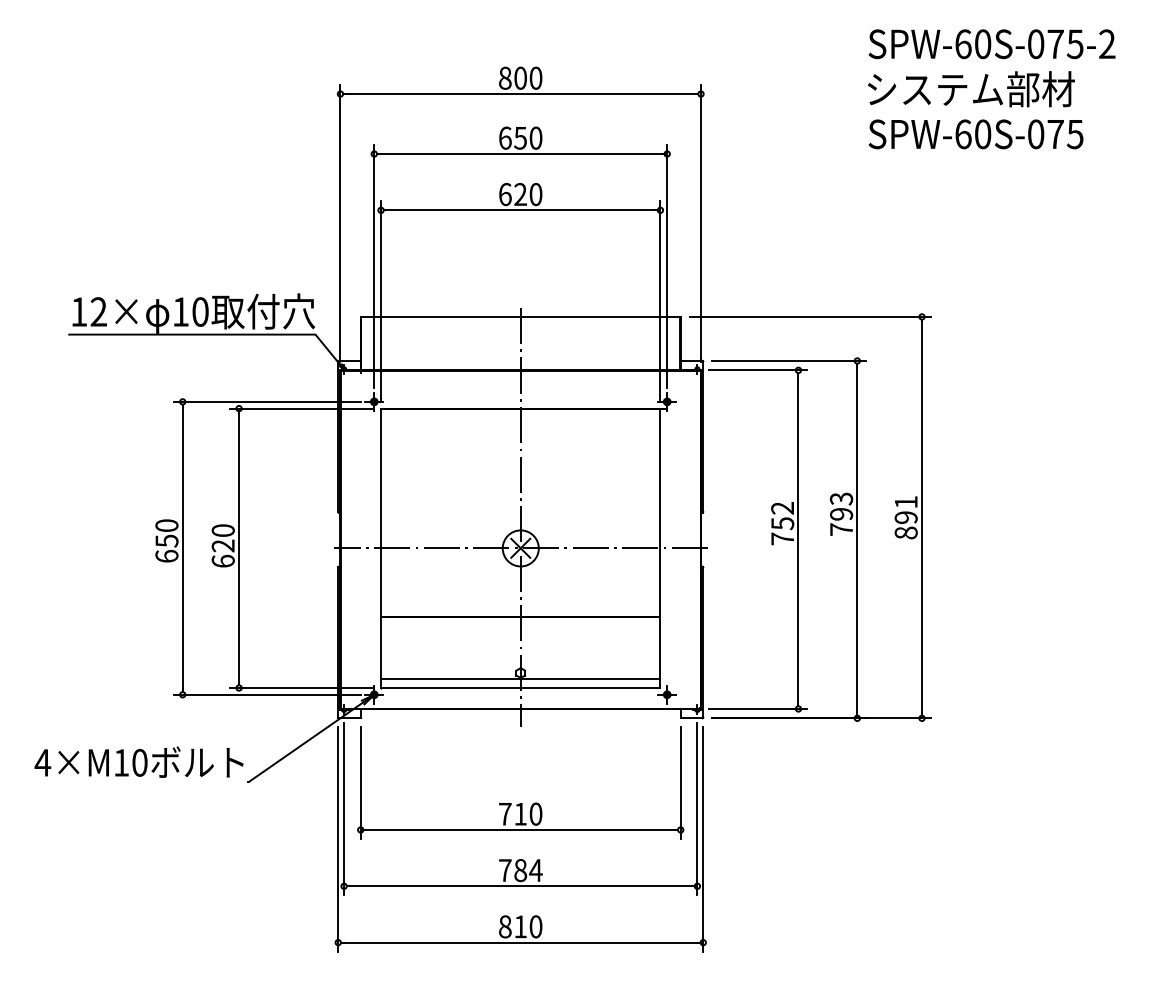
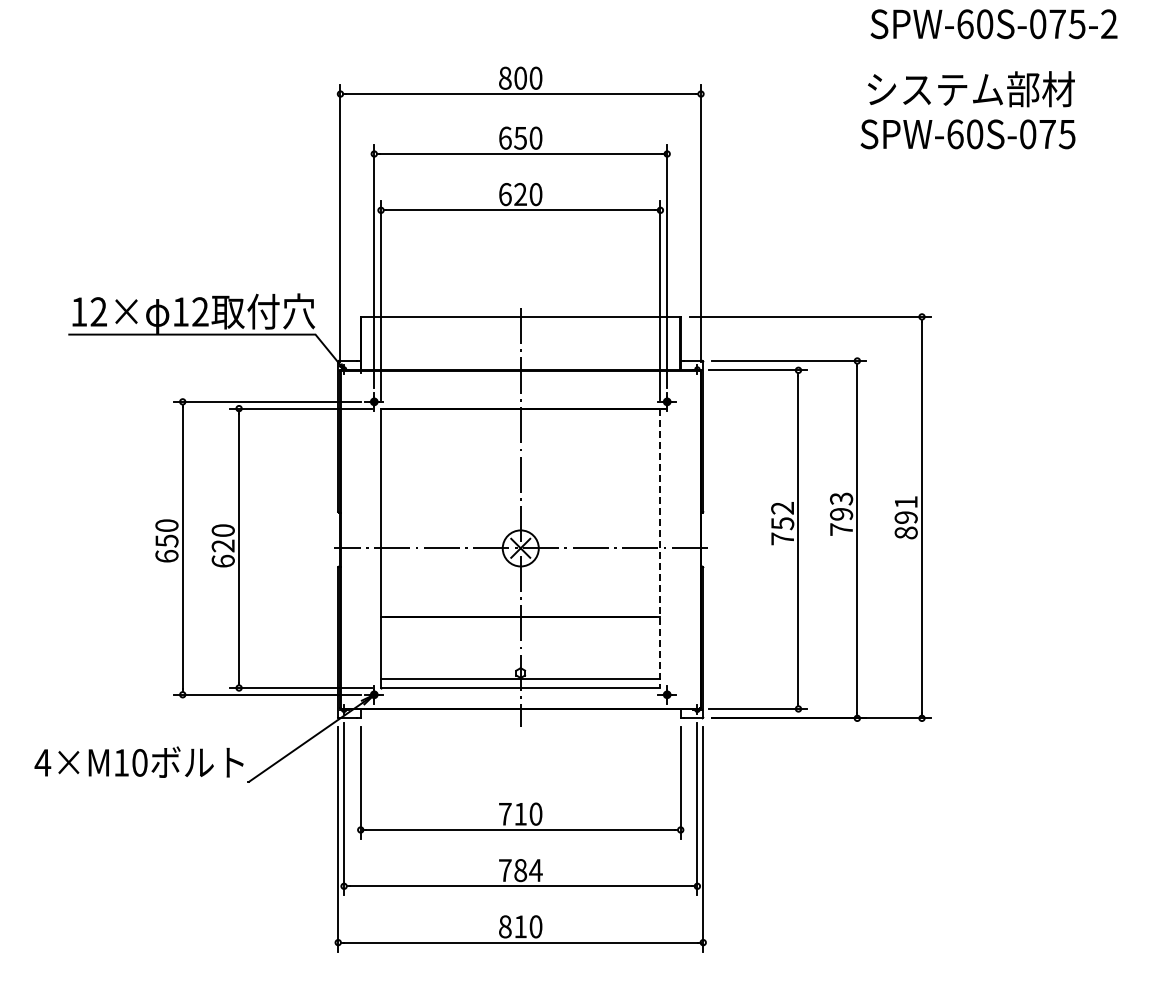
text position: (991, 44) -> (993, 24) (993, 24)
text position: (975, 134) -> (967, 134) (967, 134)
text: 10 -> 12 (200, 311)
line: solid -> dashed (660, 548)
